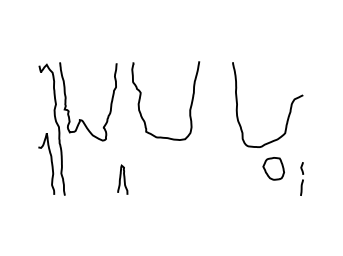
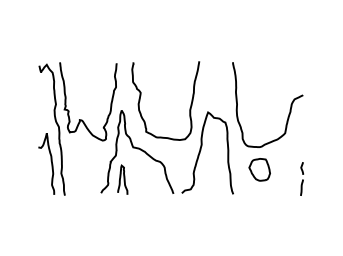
part: none -> present (161, 161)
part position: (273, 168) -> (259, 169) (259, 169)
